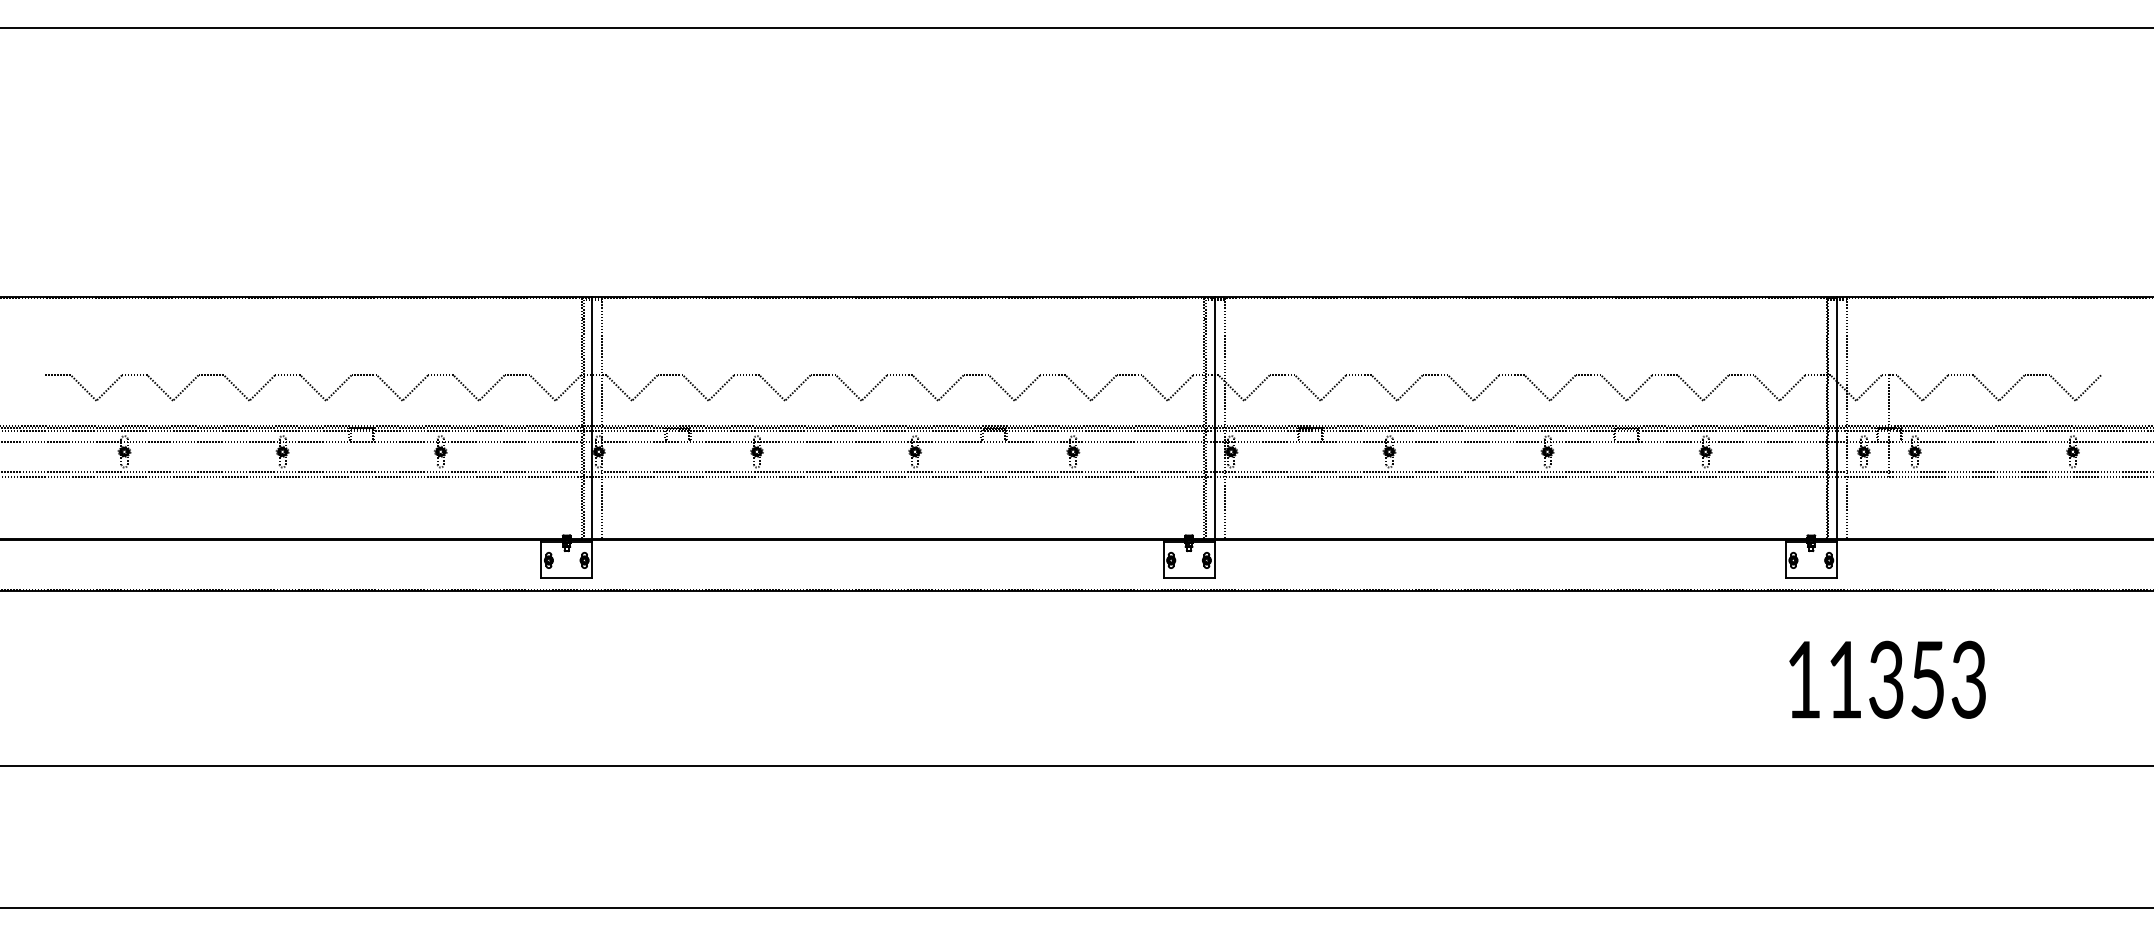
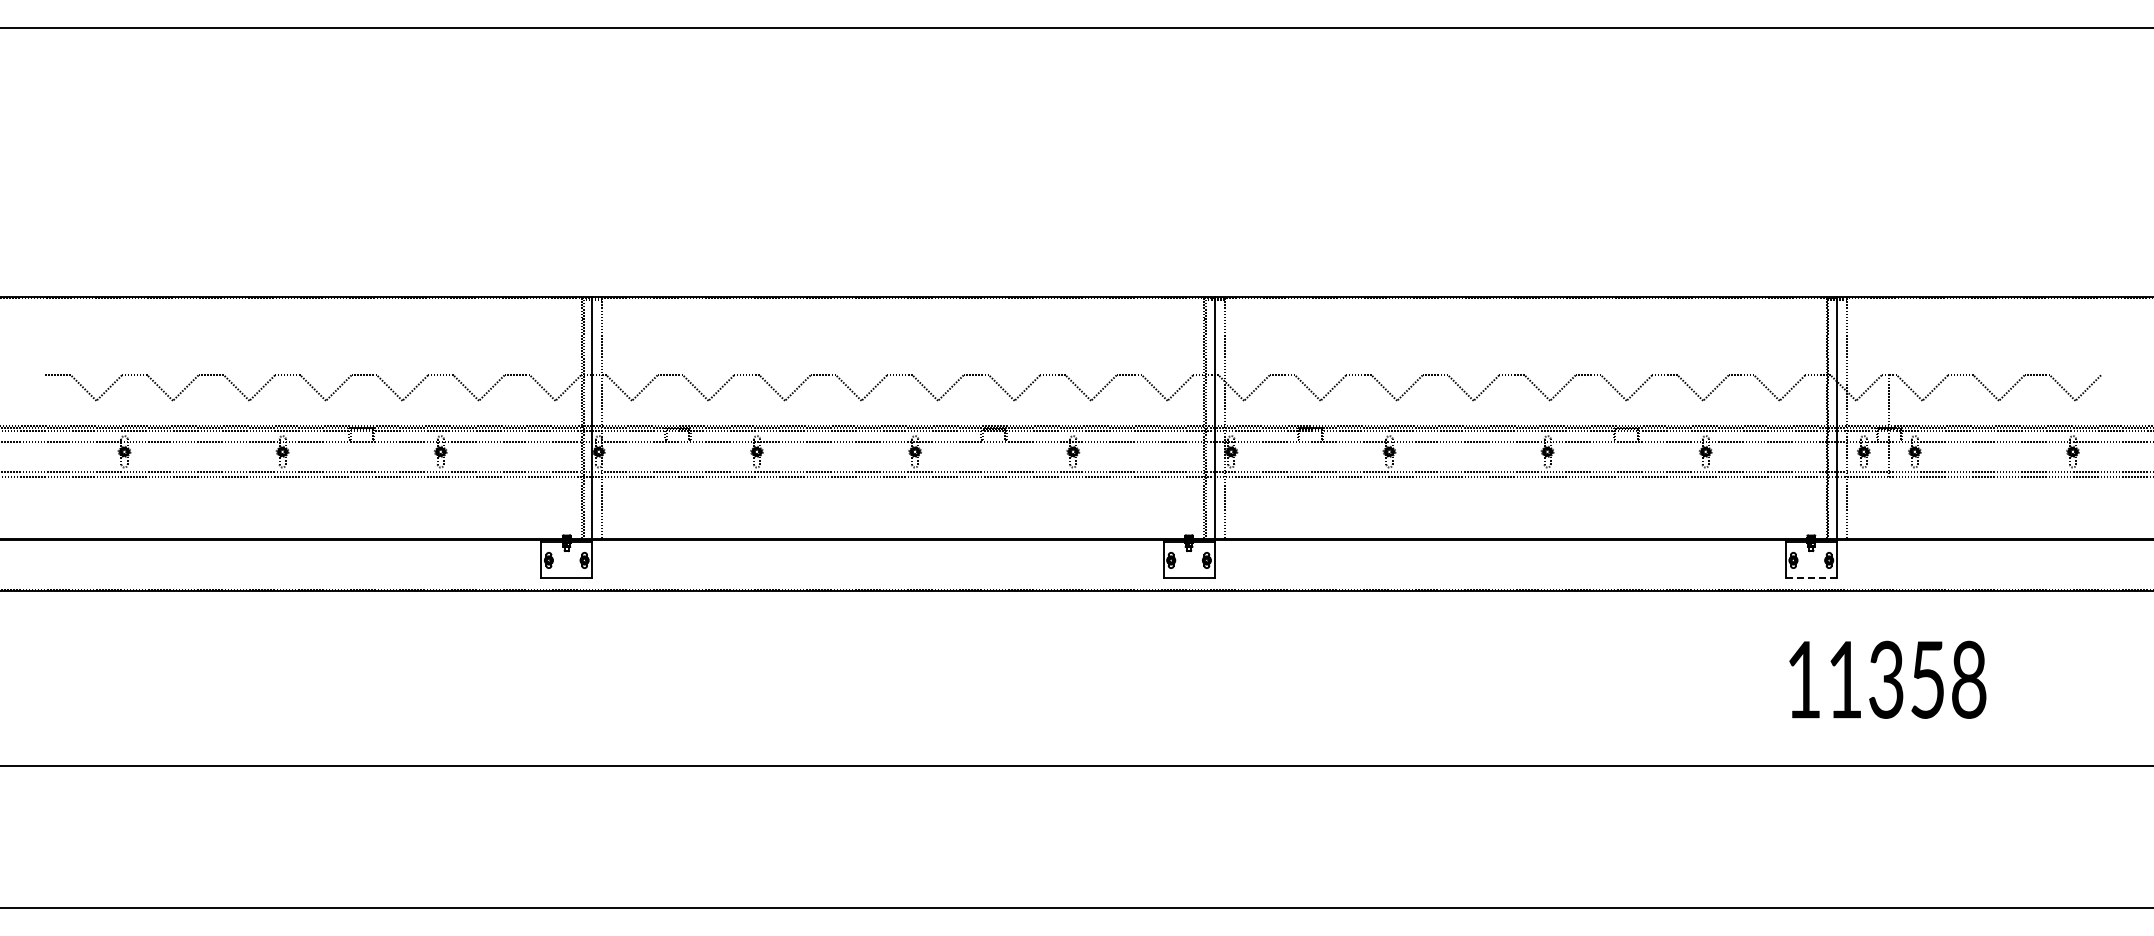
line: solid -> dashed (1811, 578)
text: 11353 -> 11358 (1968, 679)
